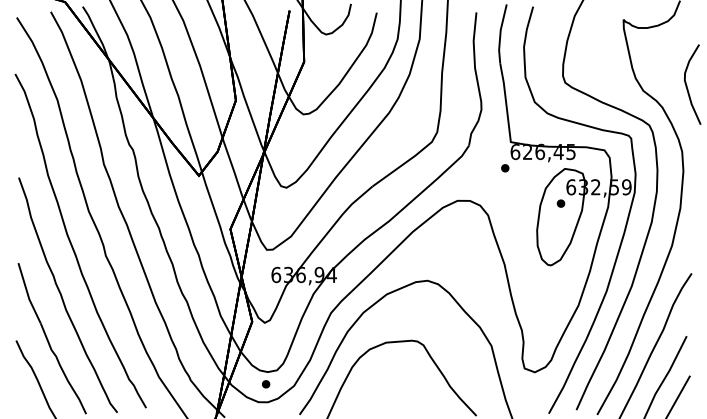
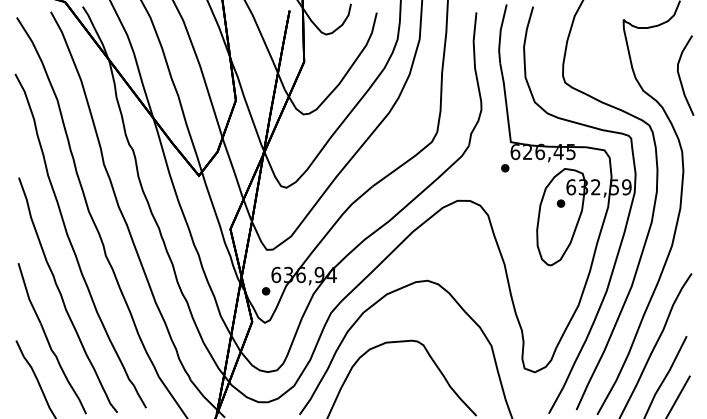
curve position: (687, 85) -> (680, 76) (680, 76)
part position: (266, 384) -> (266, 291) (266, 291)
